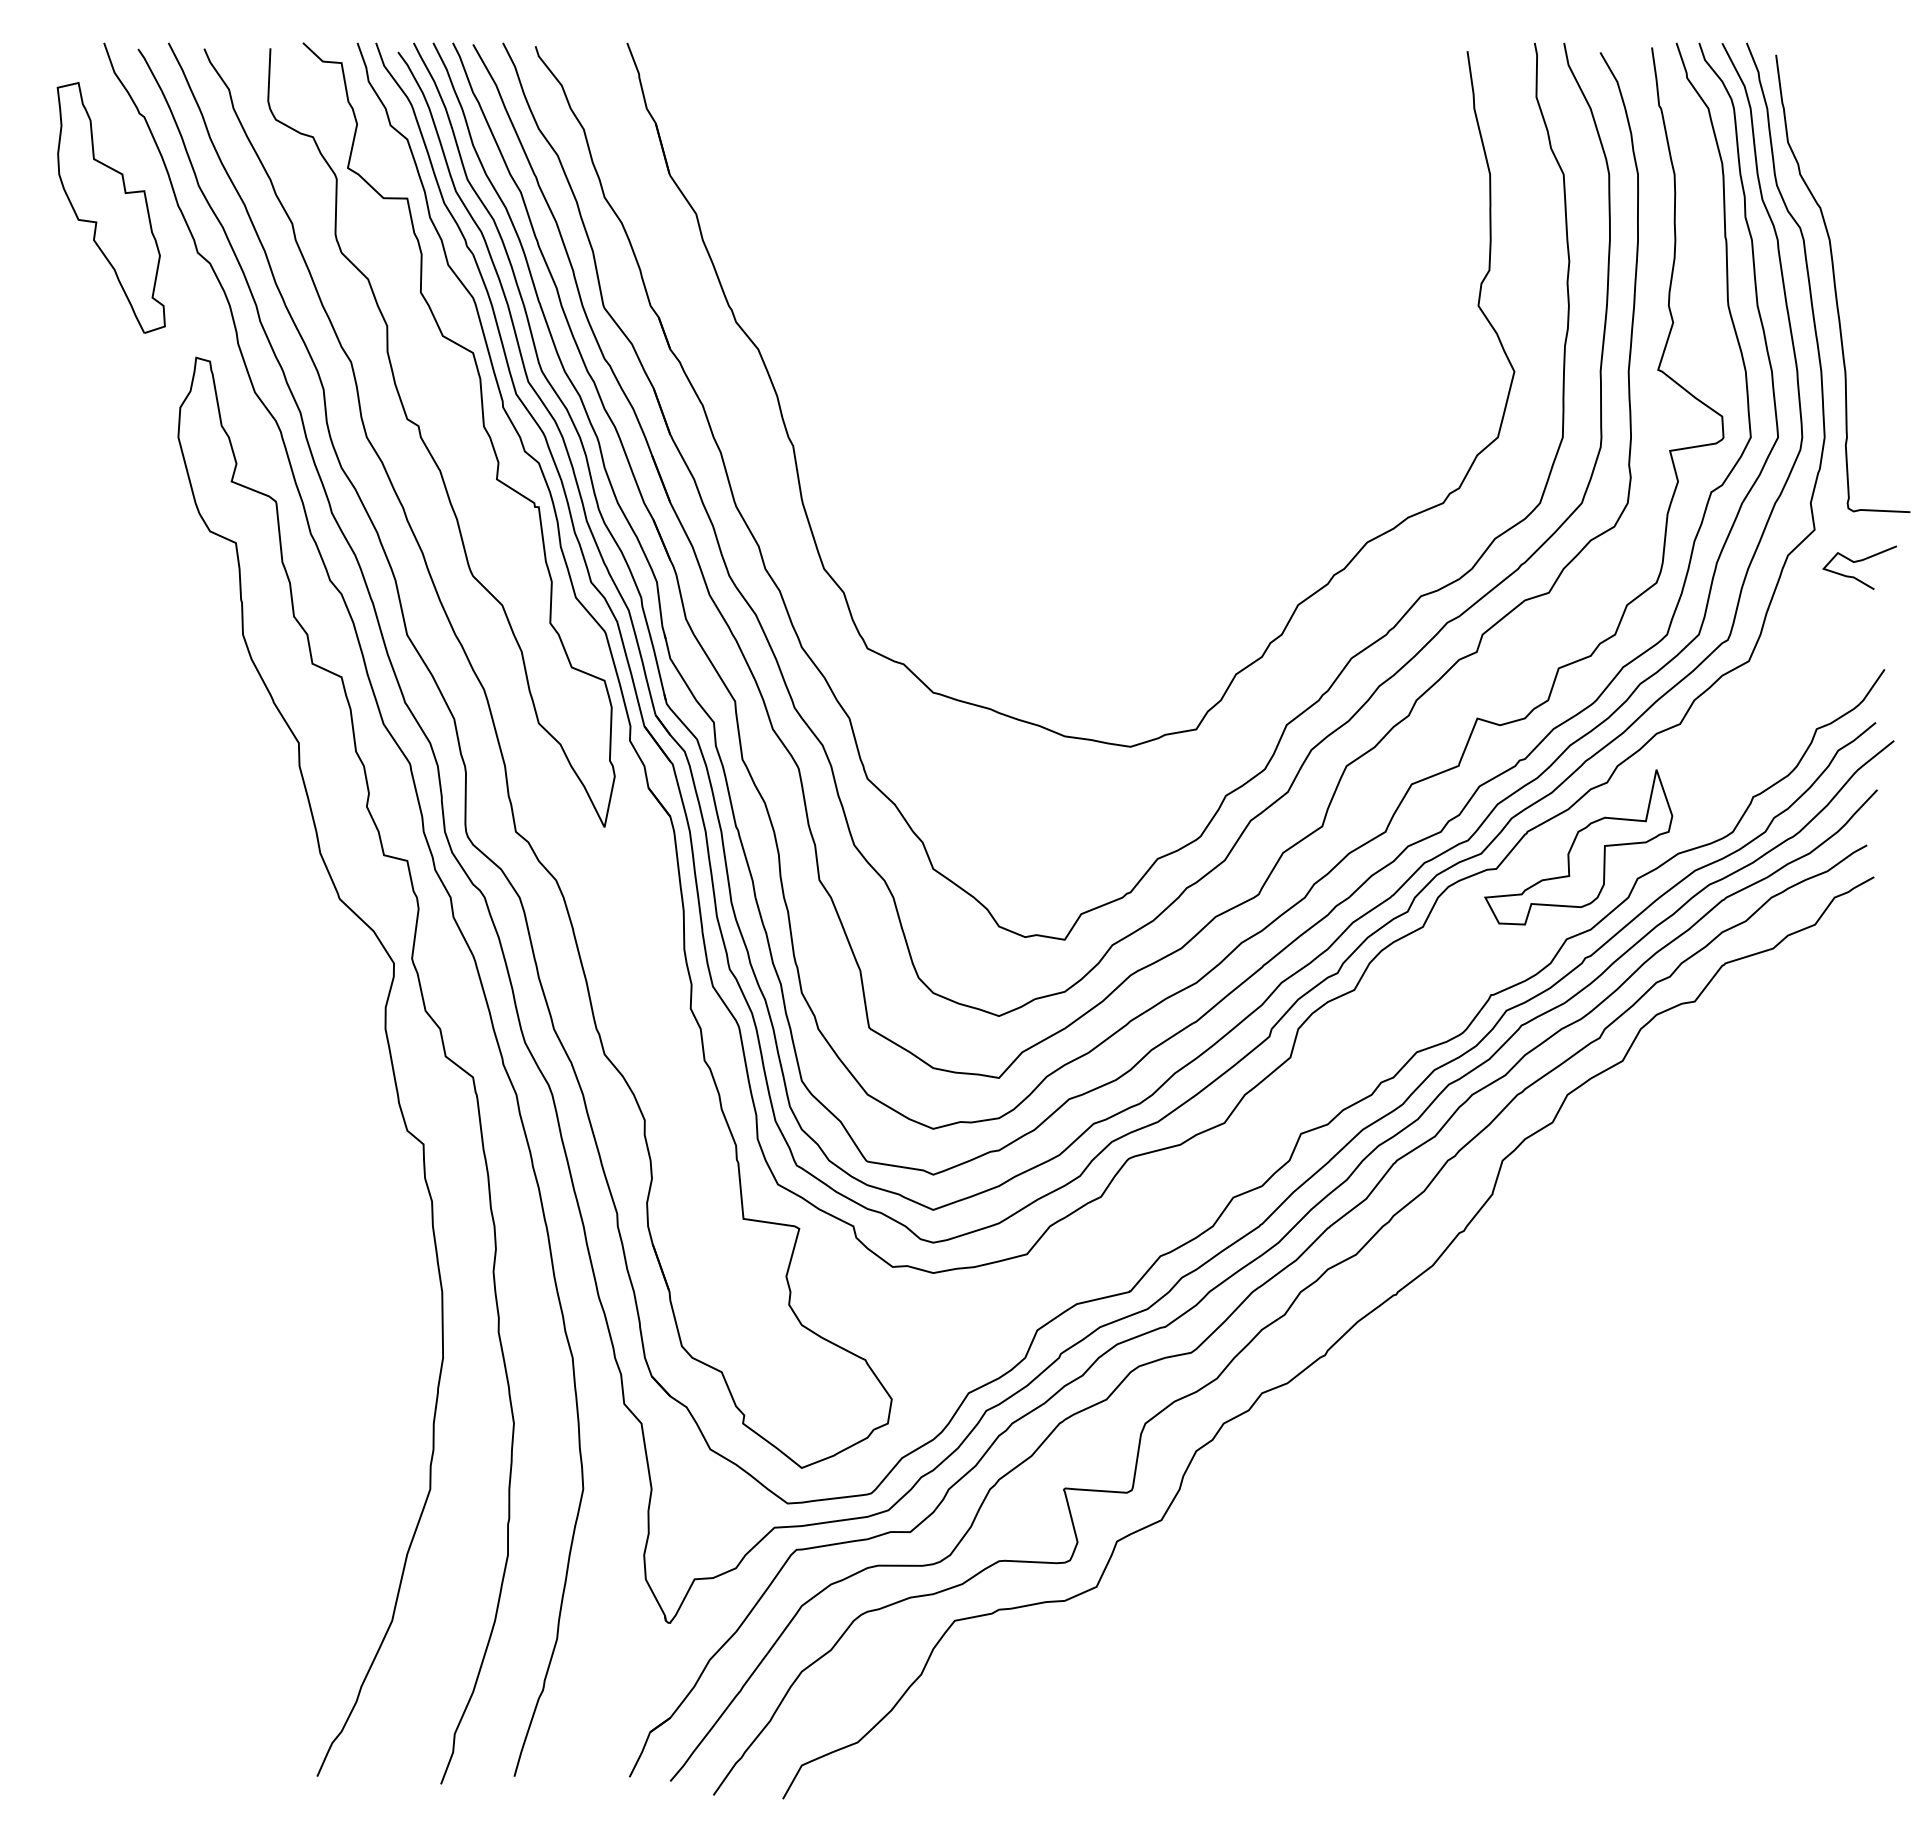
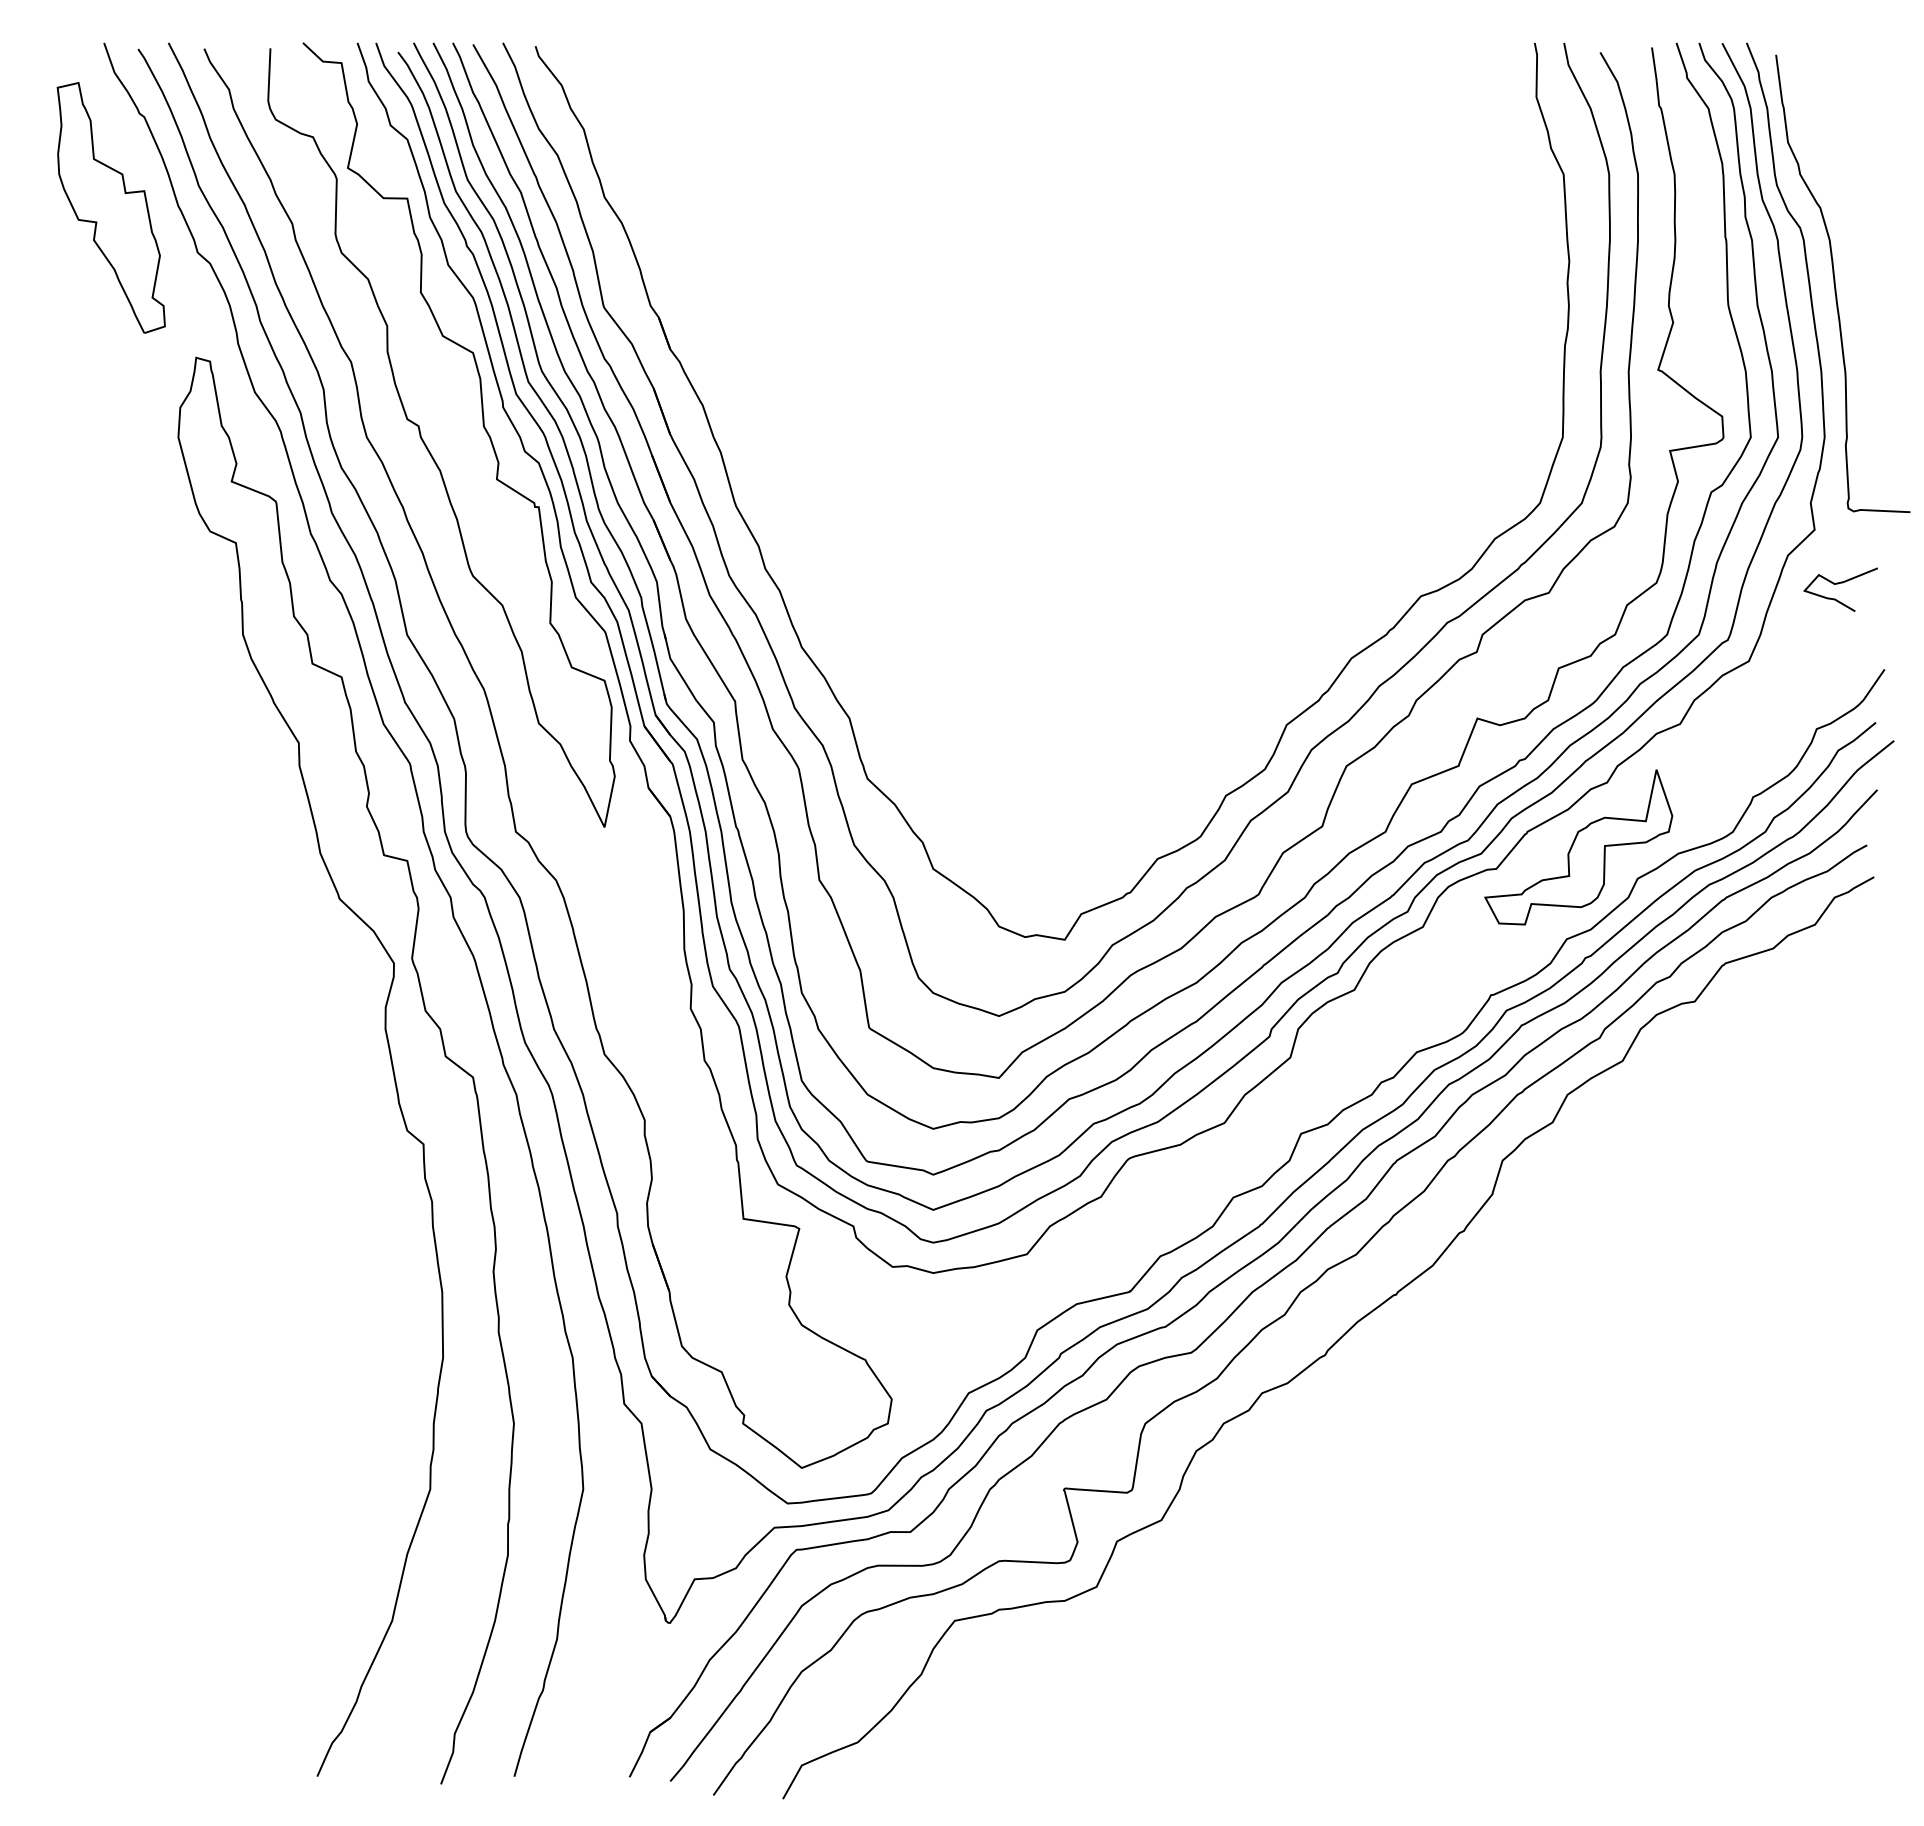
part: present -> none (794, 446)
curve position: (1857, 562) -> (1838, 584) (1838, 584)
